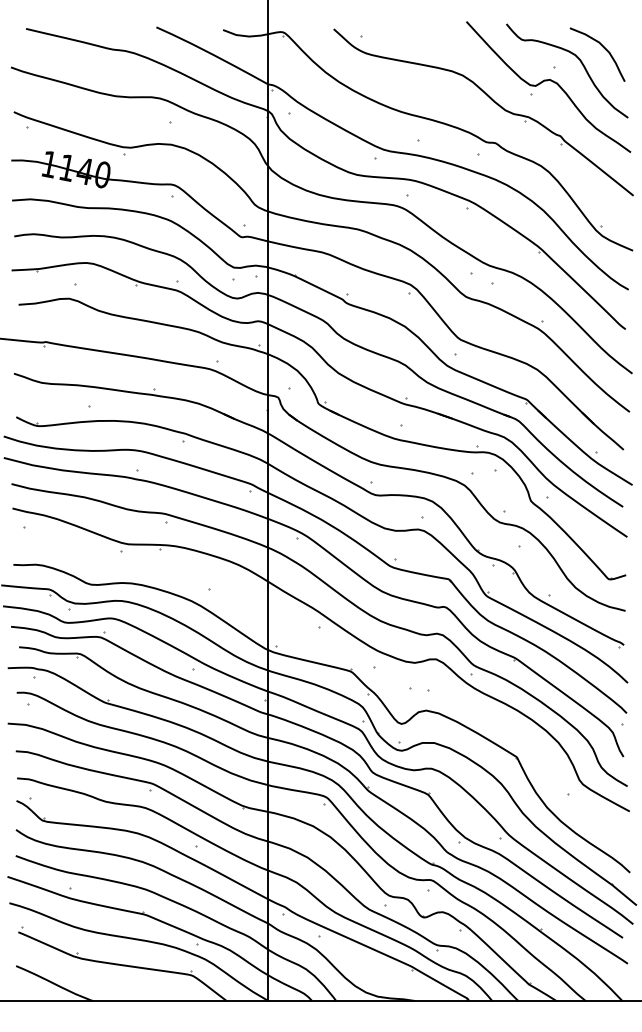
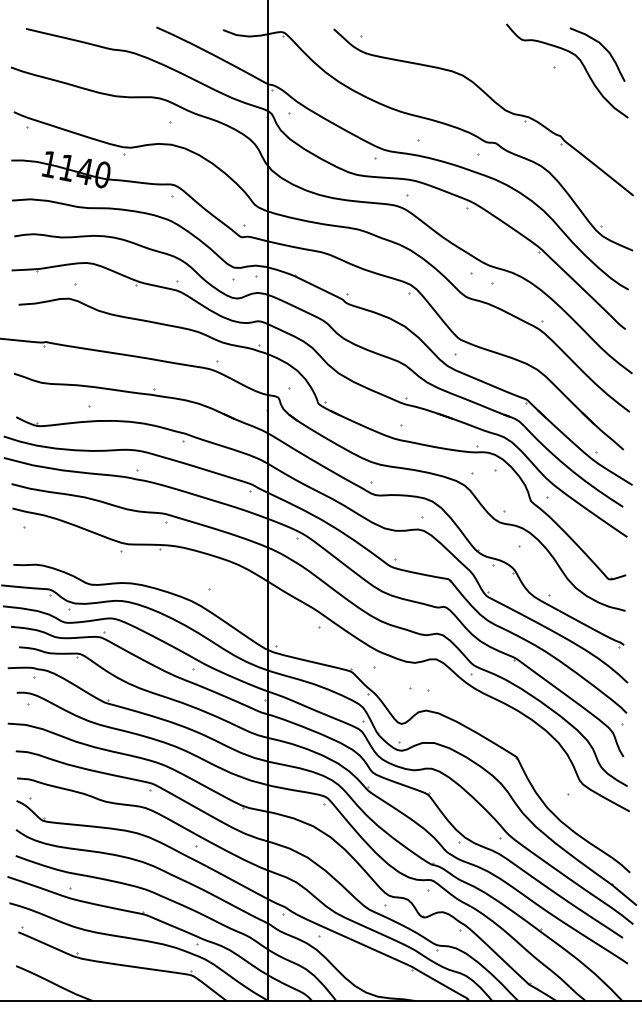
part: present -> none (548, 86)
